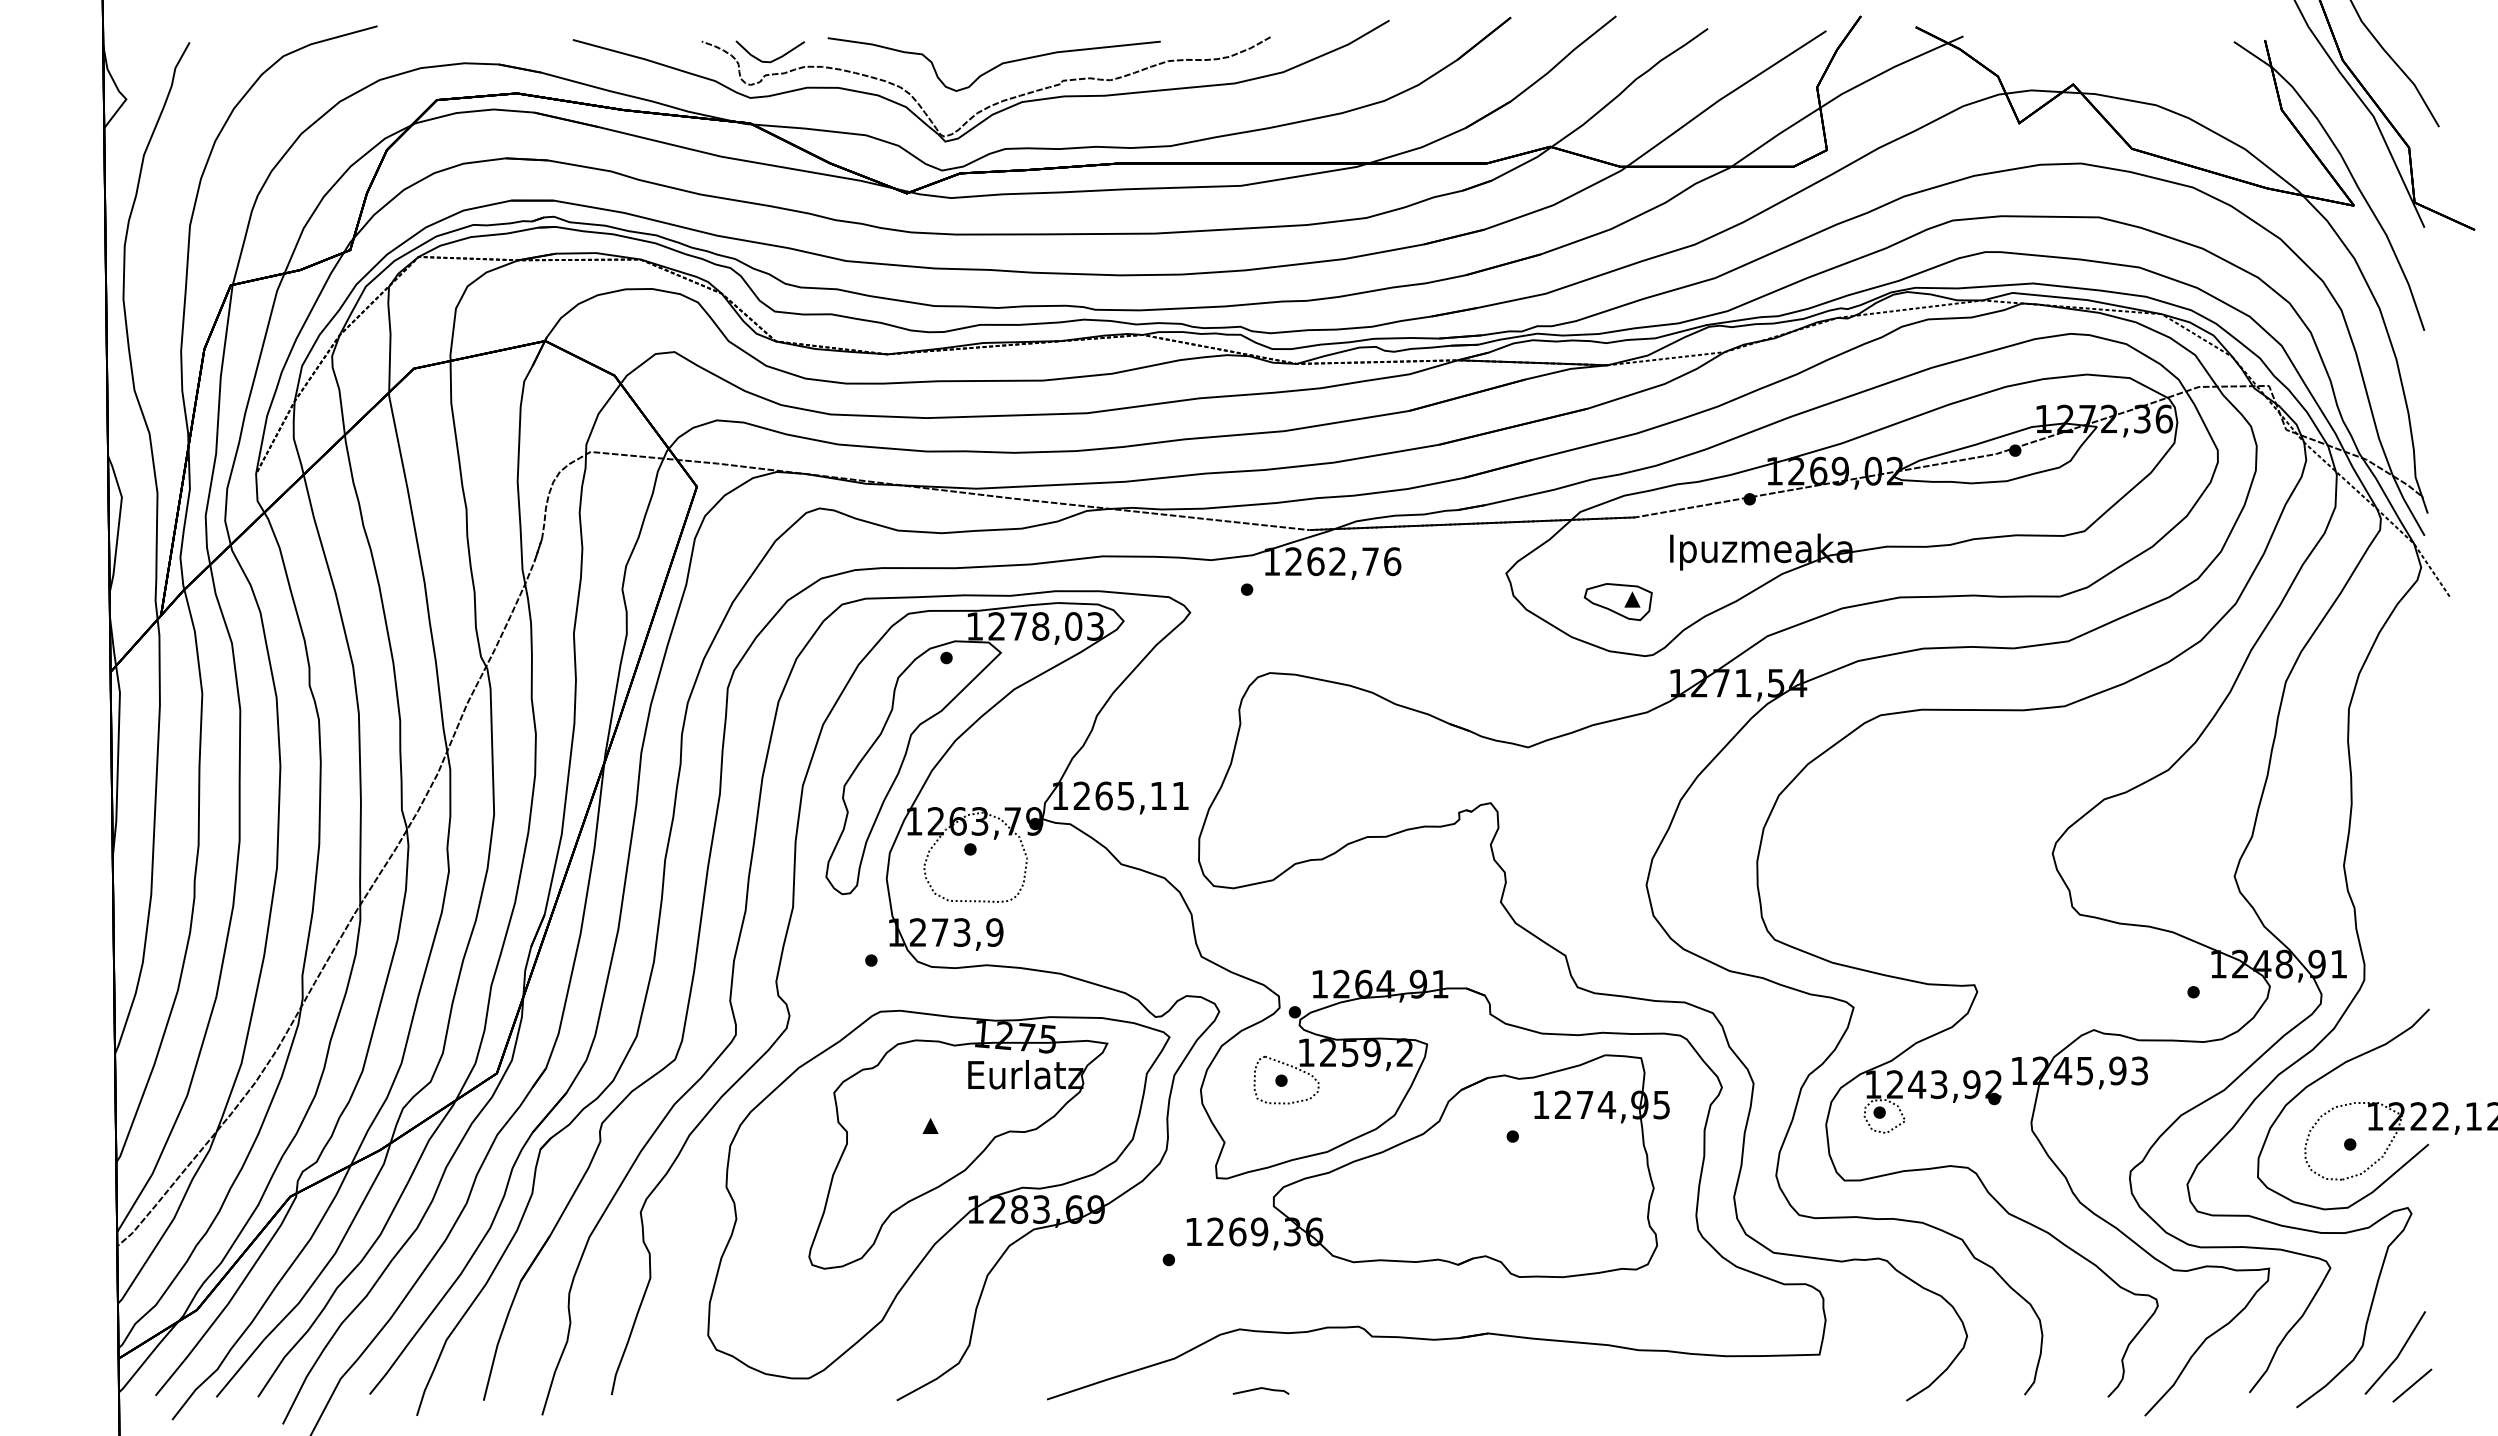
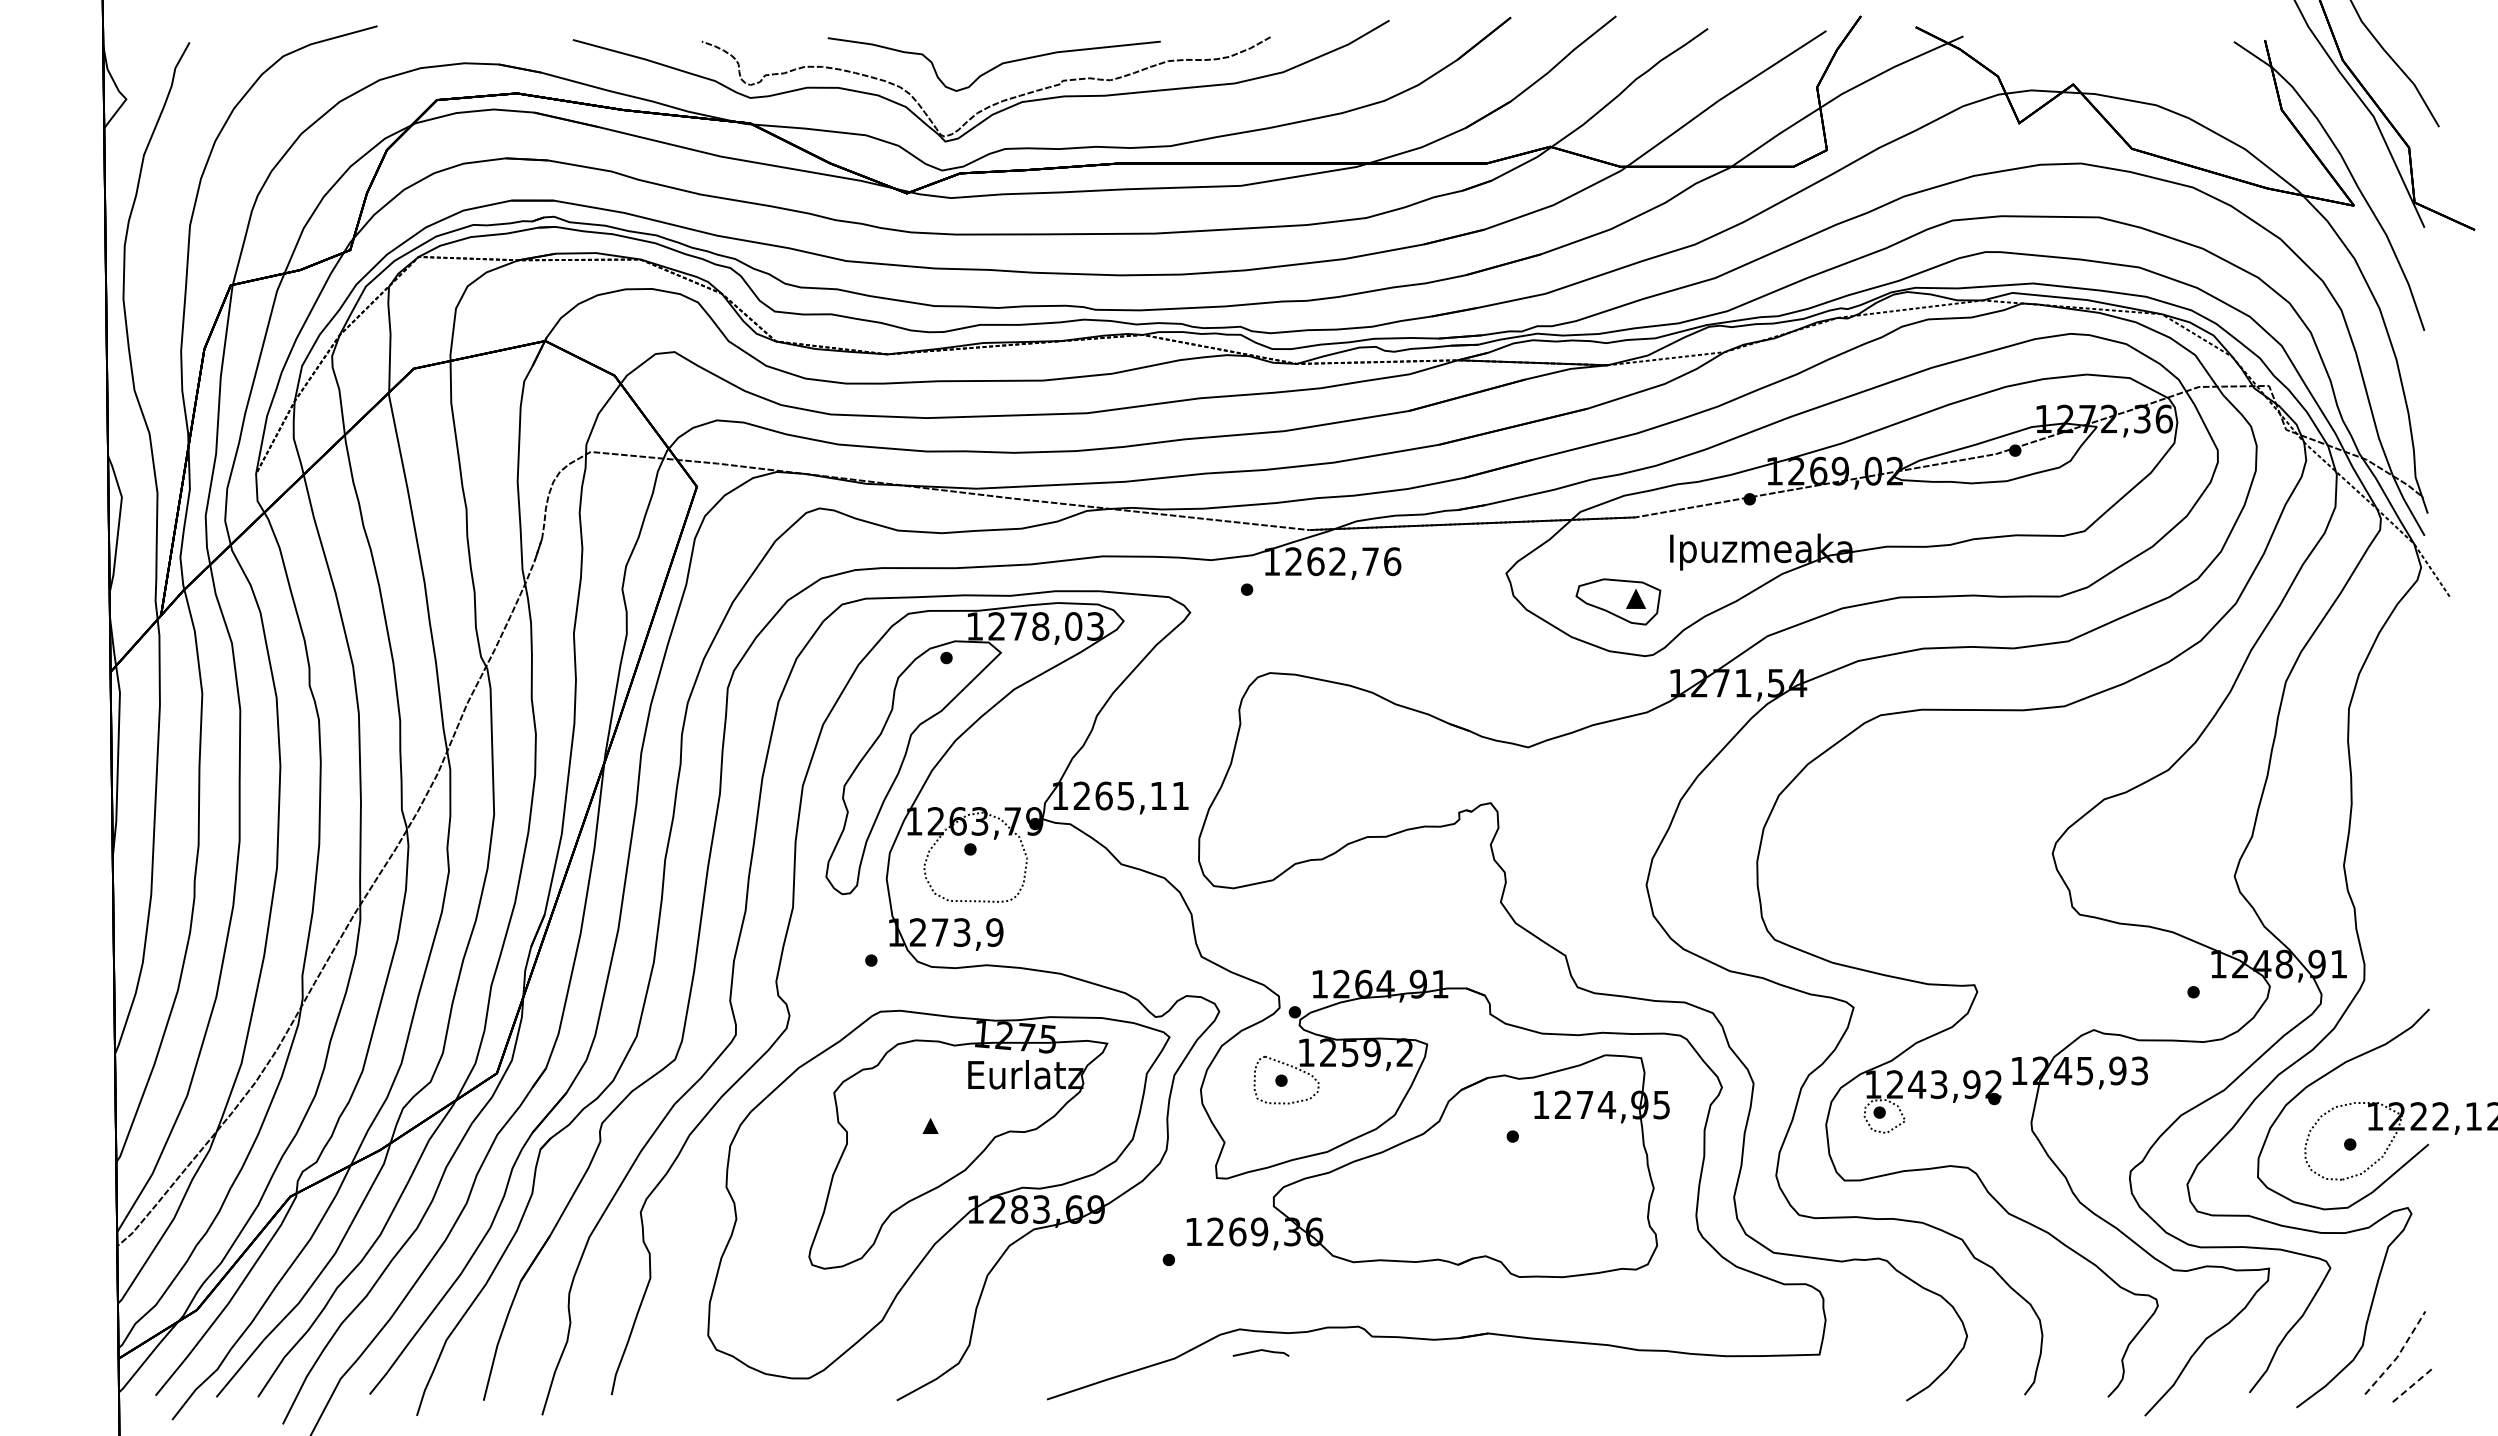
curve: present -> none (773, 59)
part size: 70x39 px -> 87x48 px (1618, 601)
line: solid -> dashed (2398, 1355)
line: solid -> dashed (2412, 1385)
line position: (1260, 1389) -> (1260, 1351) (1260, 1351)
